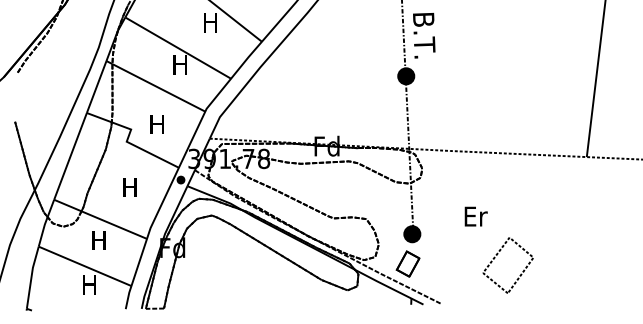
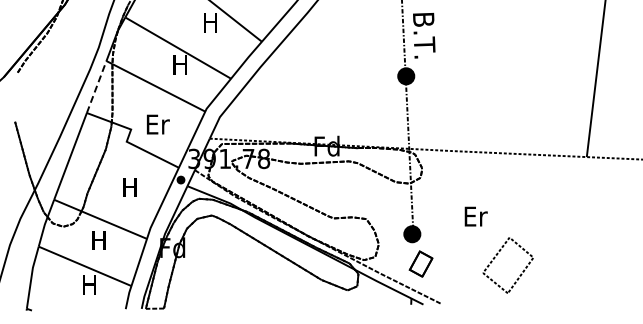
line: solid -> dashed (96, 87)
text: H -> Er (157, 124)
part position: (407, 263) -> (420, 263) (420, 263)
